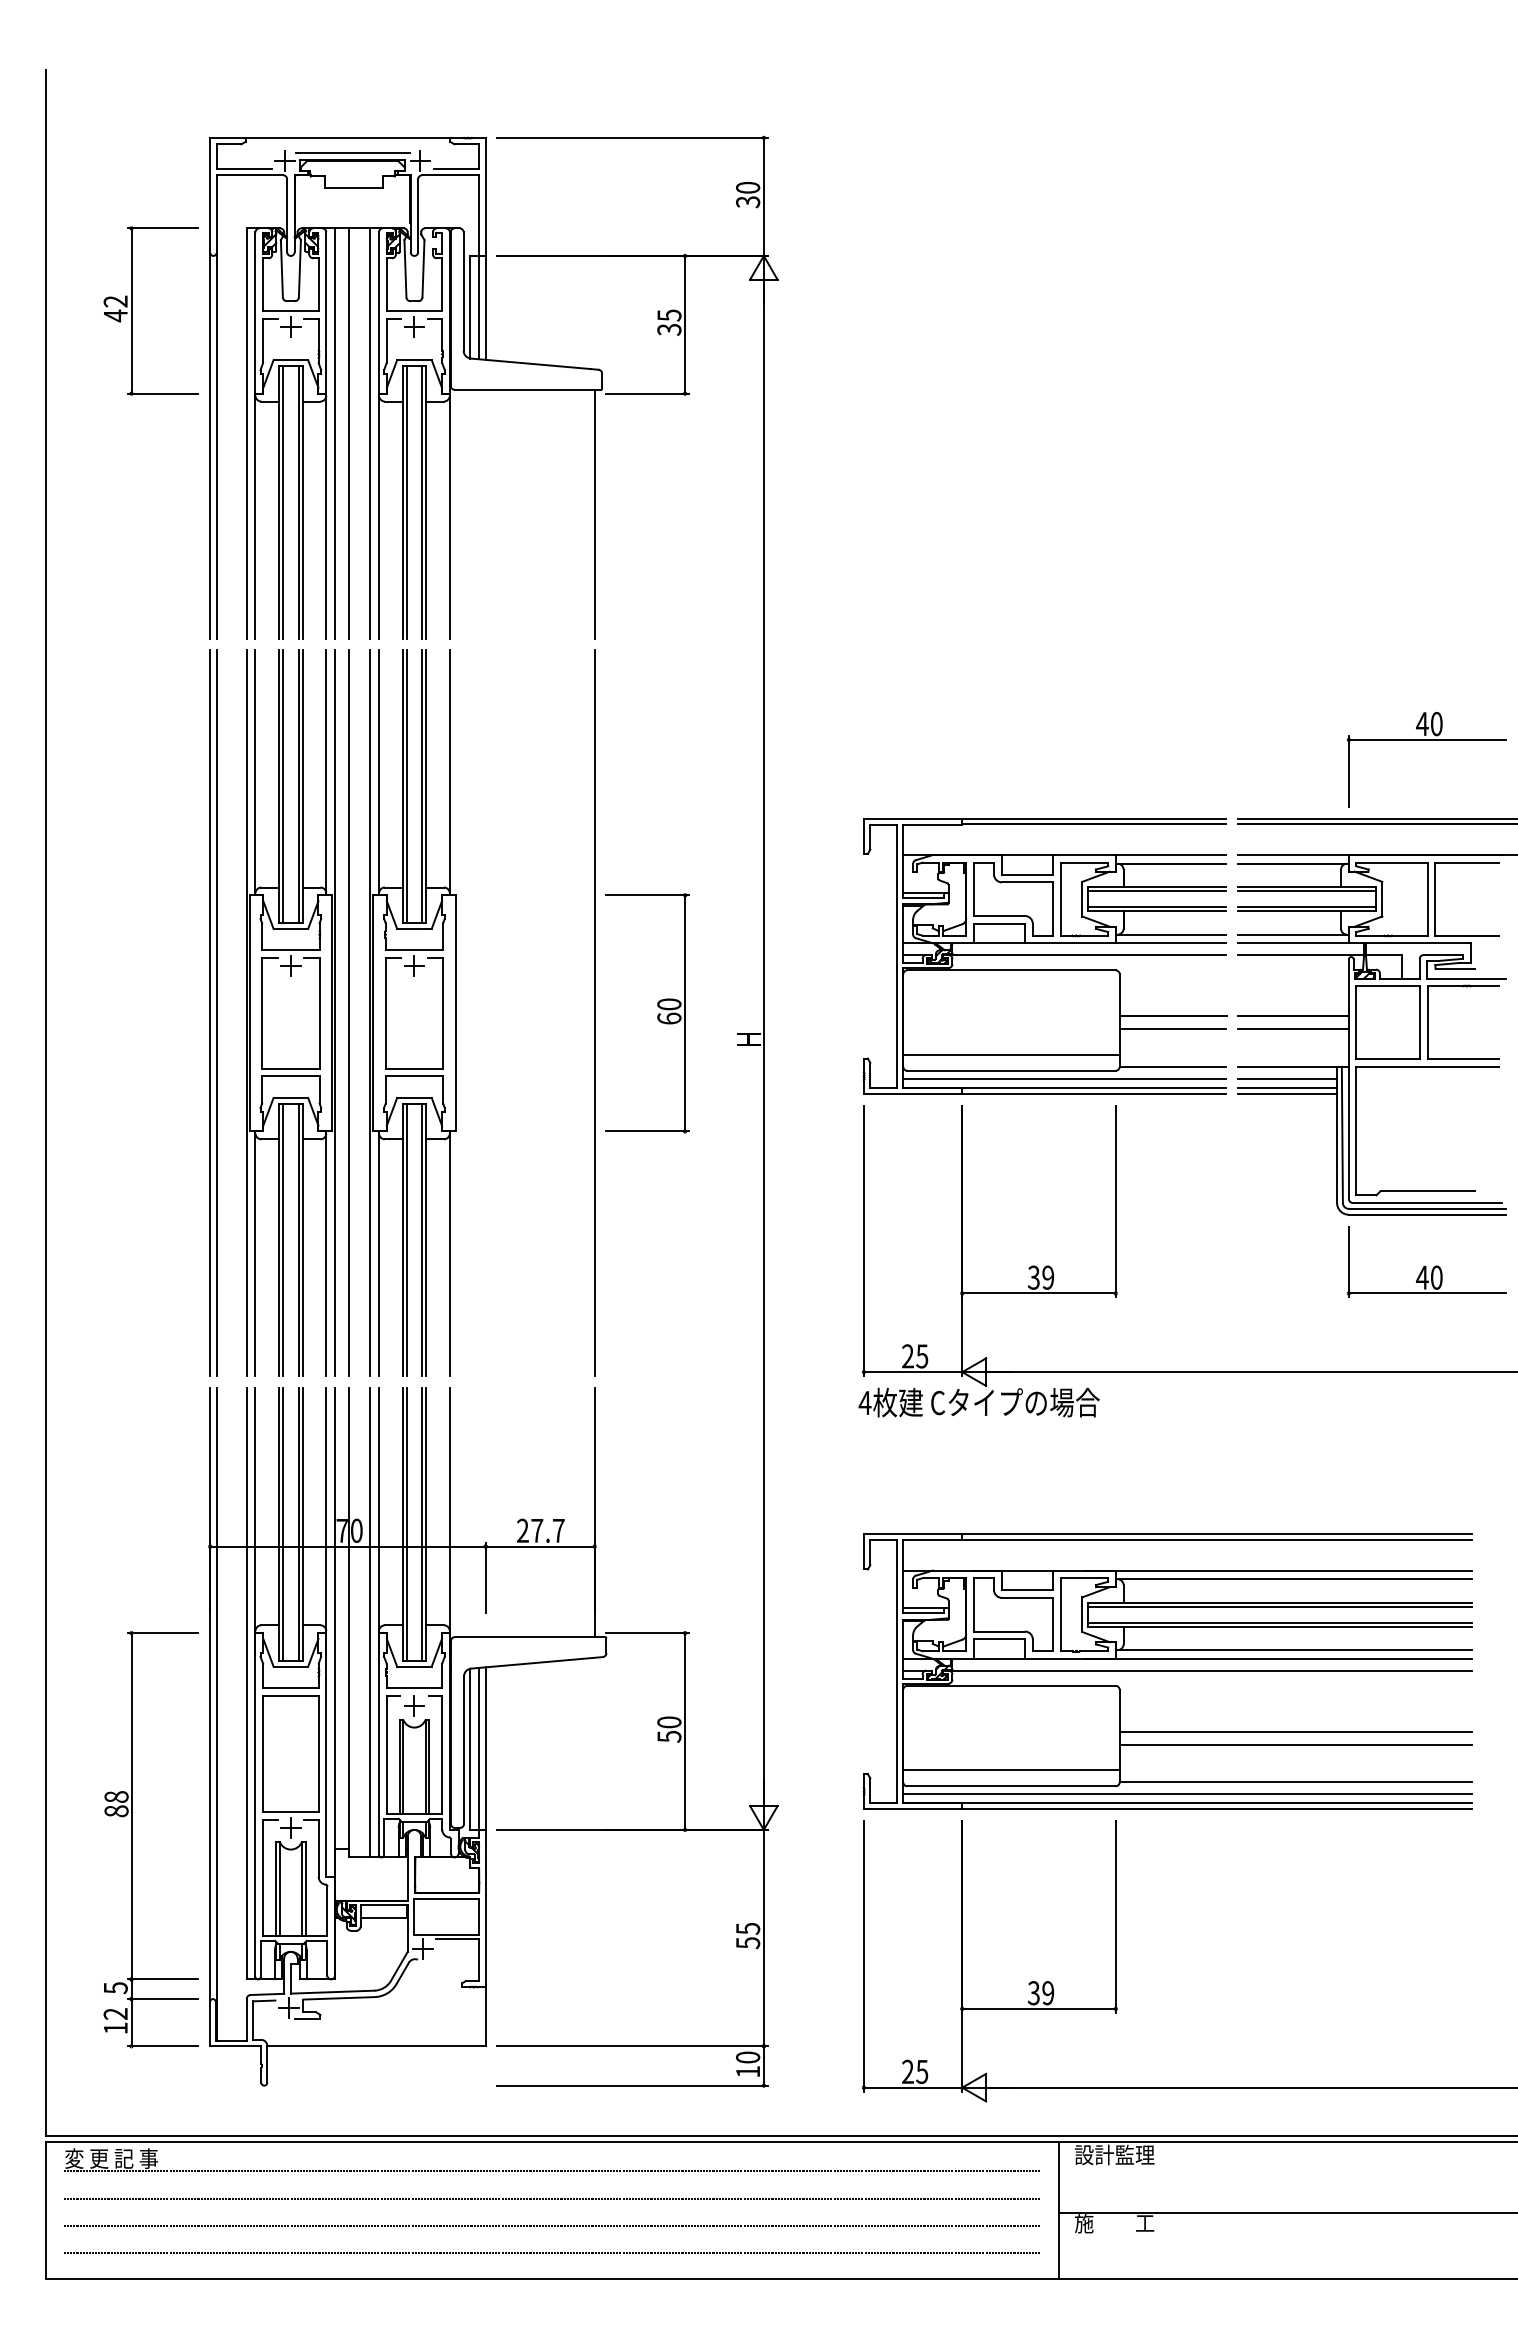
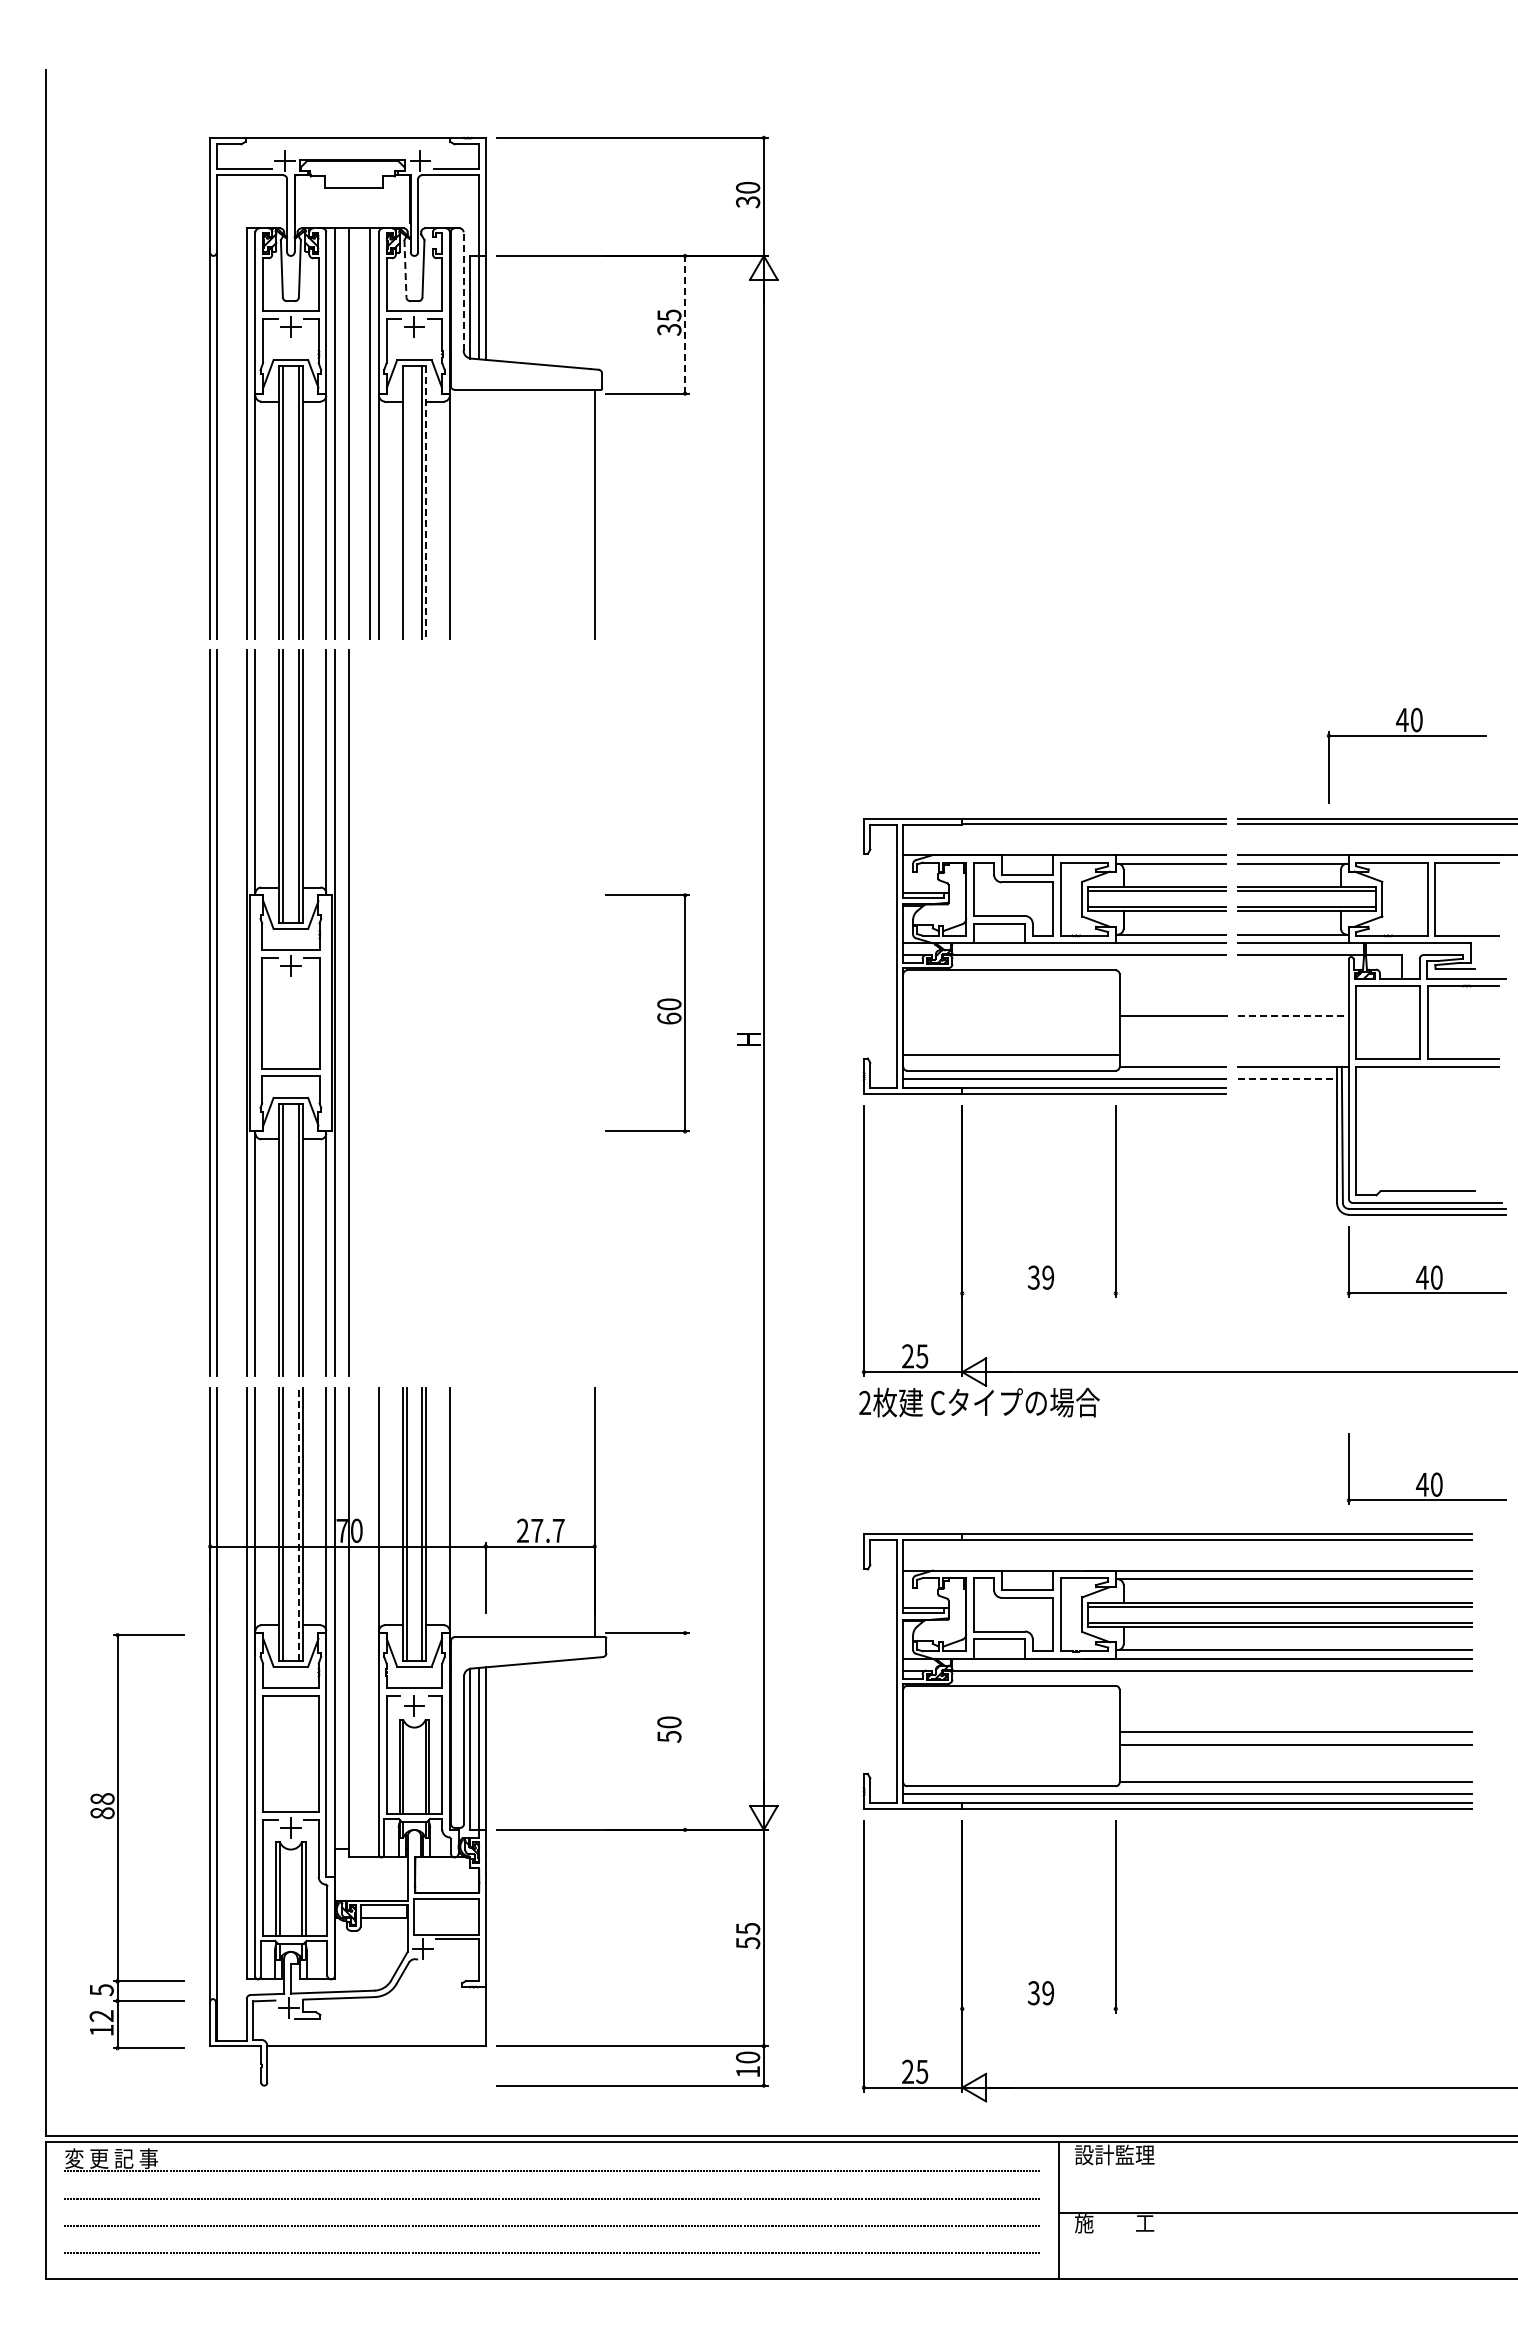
line: present -> none (352, 153)
line: solid -> dashed (405, 268)
line: solid -> dashed (463, 291)
part: present -> none (132, 310)
line: solid -> dashed (685, 324)
line: present -> none (406, 502)
line: solid -> dashed (426, 502)
part position: (1426, 740) -> (1406, 736) (1406, 736)
part: present -> none (412, 1012)
line: present -> none (594, 1012)
line: solid -> dashed (1294, 1016)
line: present -> none (1172, 1029)
line: present -> none (1293, 1029)
line: solid -> dashed (1288, 1078)
line: present -> none (1287, 1087)
line: present -> none (1287, 1093)
line: present -> none (1038, 1293)
text: 4 -> 2 (864, 1402)
part: none -> present (1426, 1468)
line: solid -> dashed (298, 1523)
line: present -> none (370, 1622)
line: present -> none (685, 1731)
line: present -> none (1011, 1770)
part position: (132, 1839) -> (118, 1841) (118, 1841)
line: present -> none (1038, 2008)
